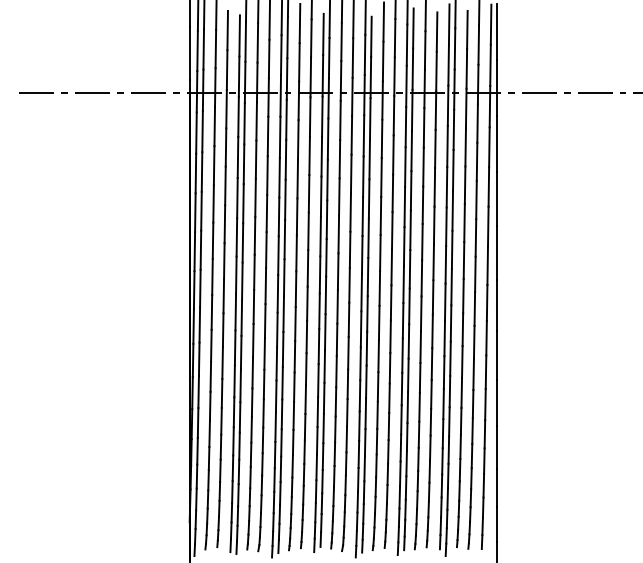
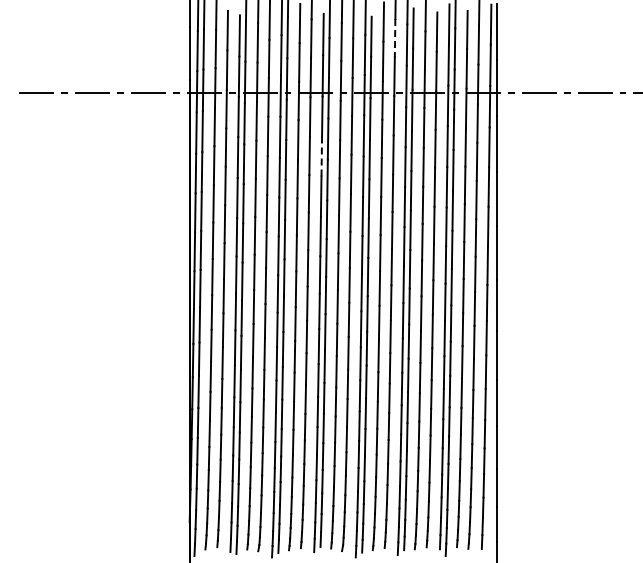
line: solid -> dashed (395, 38)
line: solid -> dashed (321, 156)
